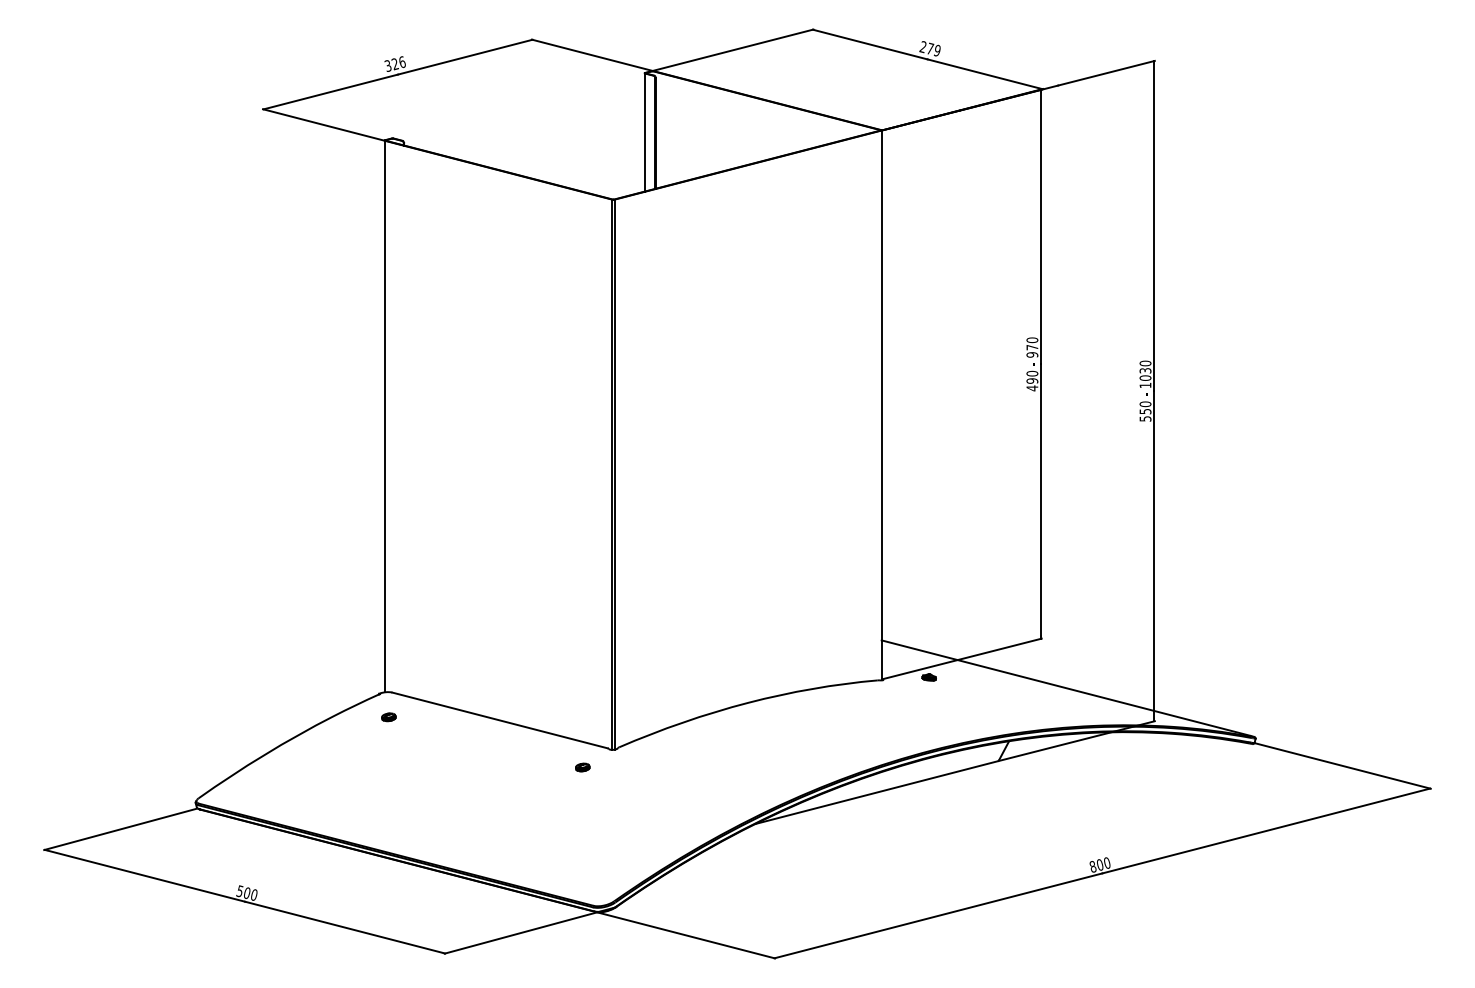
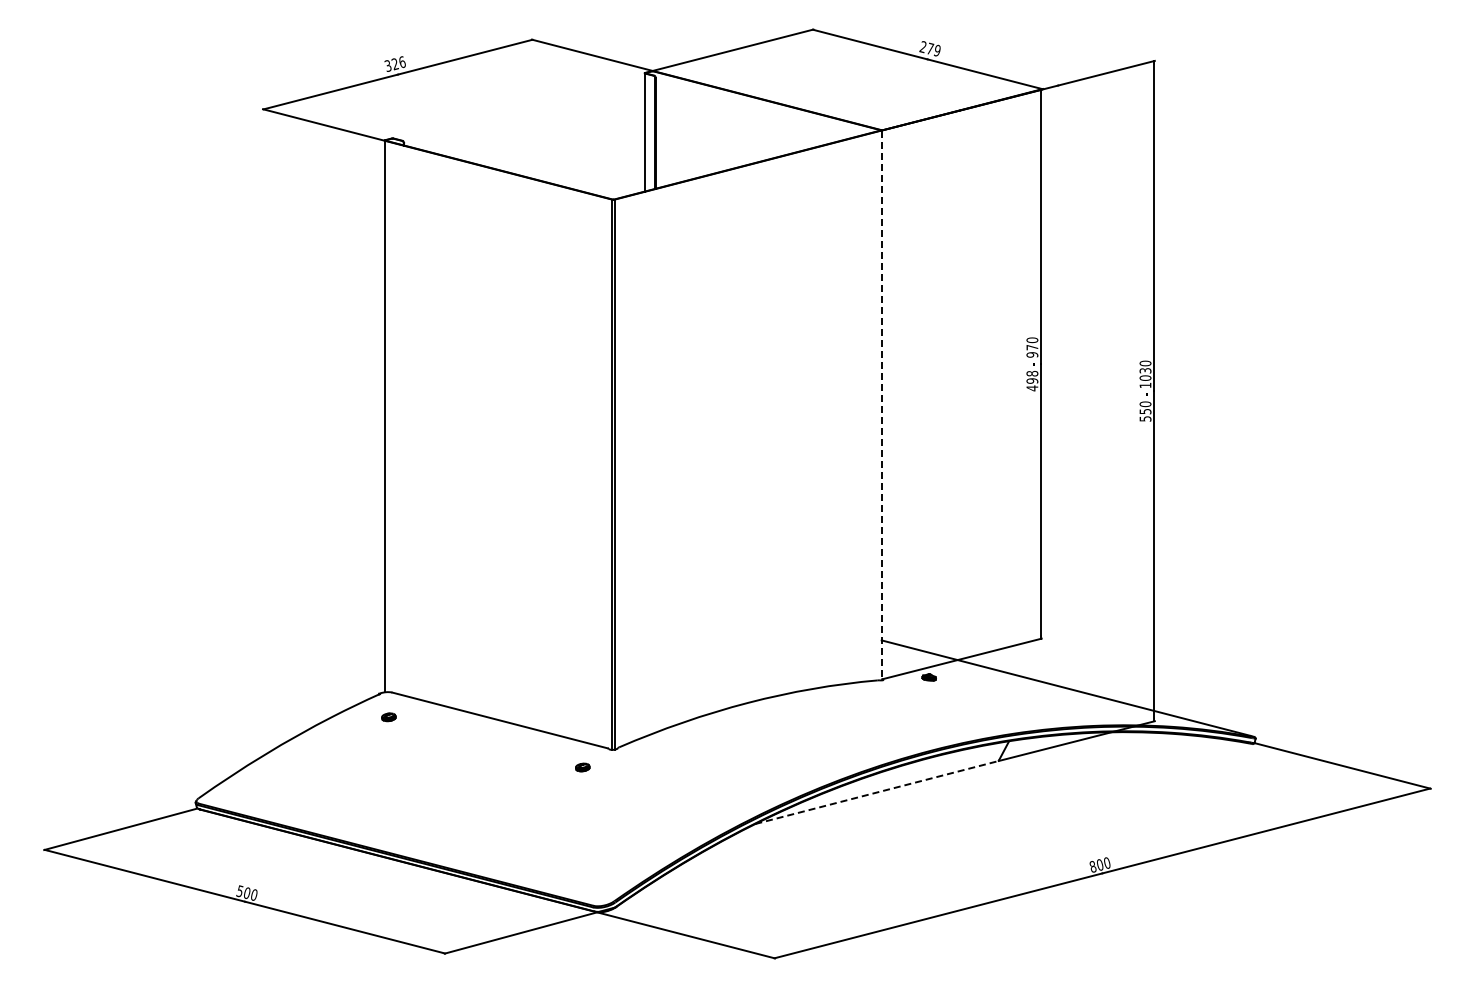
text: 490 -> 498 (1032, 373)
line: solid -> dashed (881, 405)
line: solid -> dashed (877, 792)
